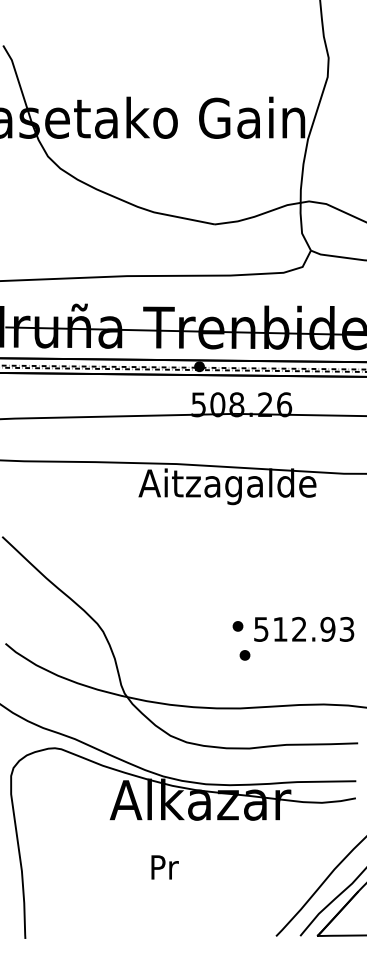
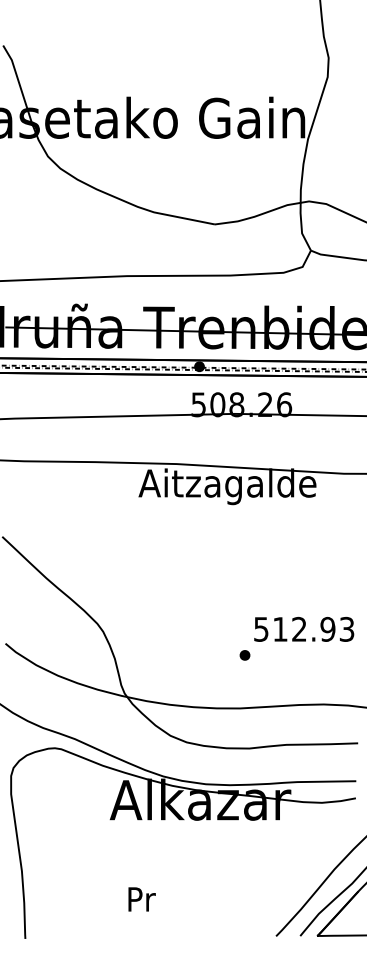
part: present -> none (237, 626)
text position: (164, 867) -> (141, 899) (141, 899)
